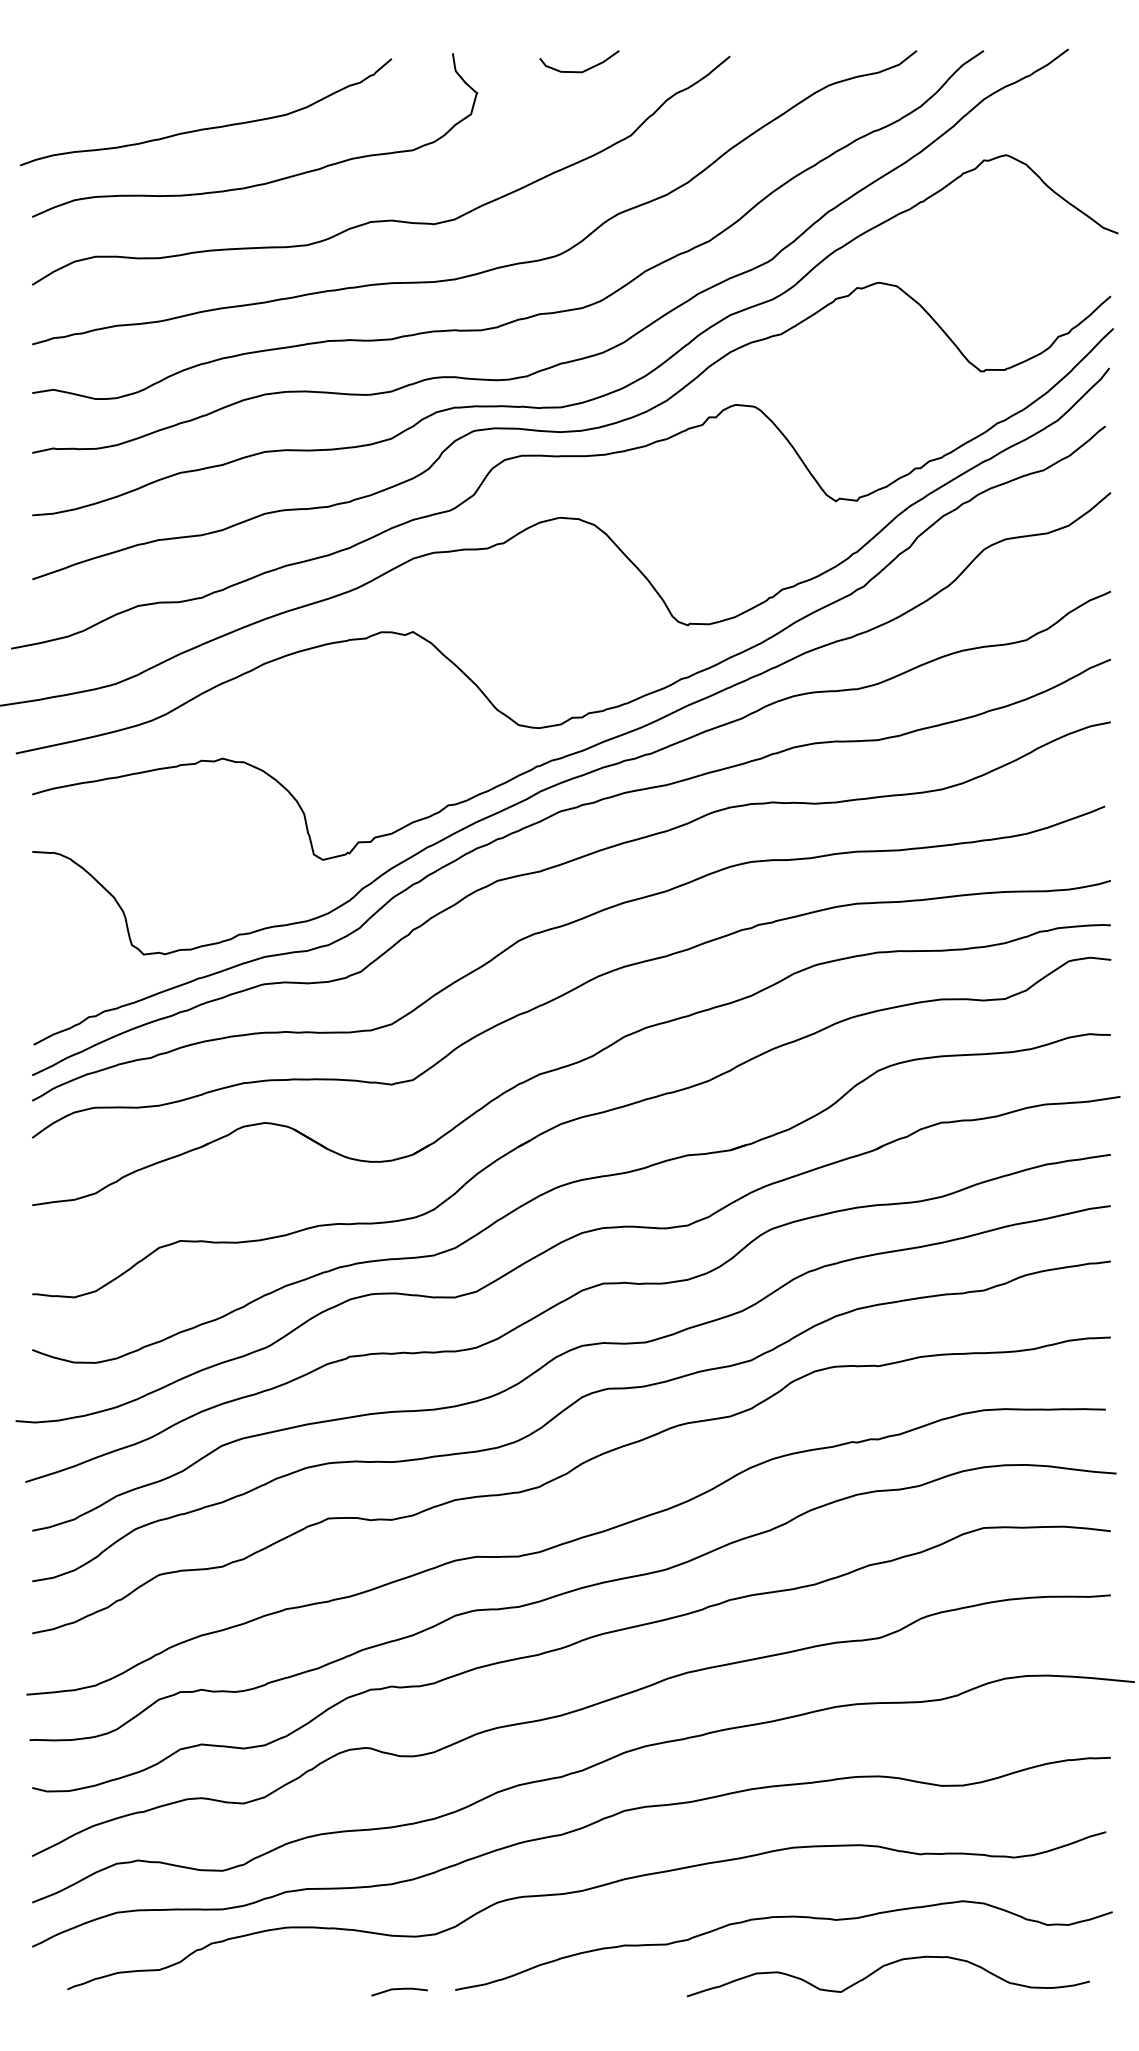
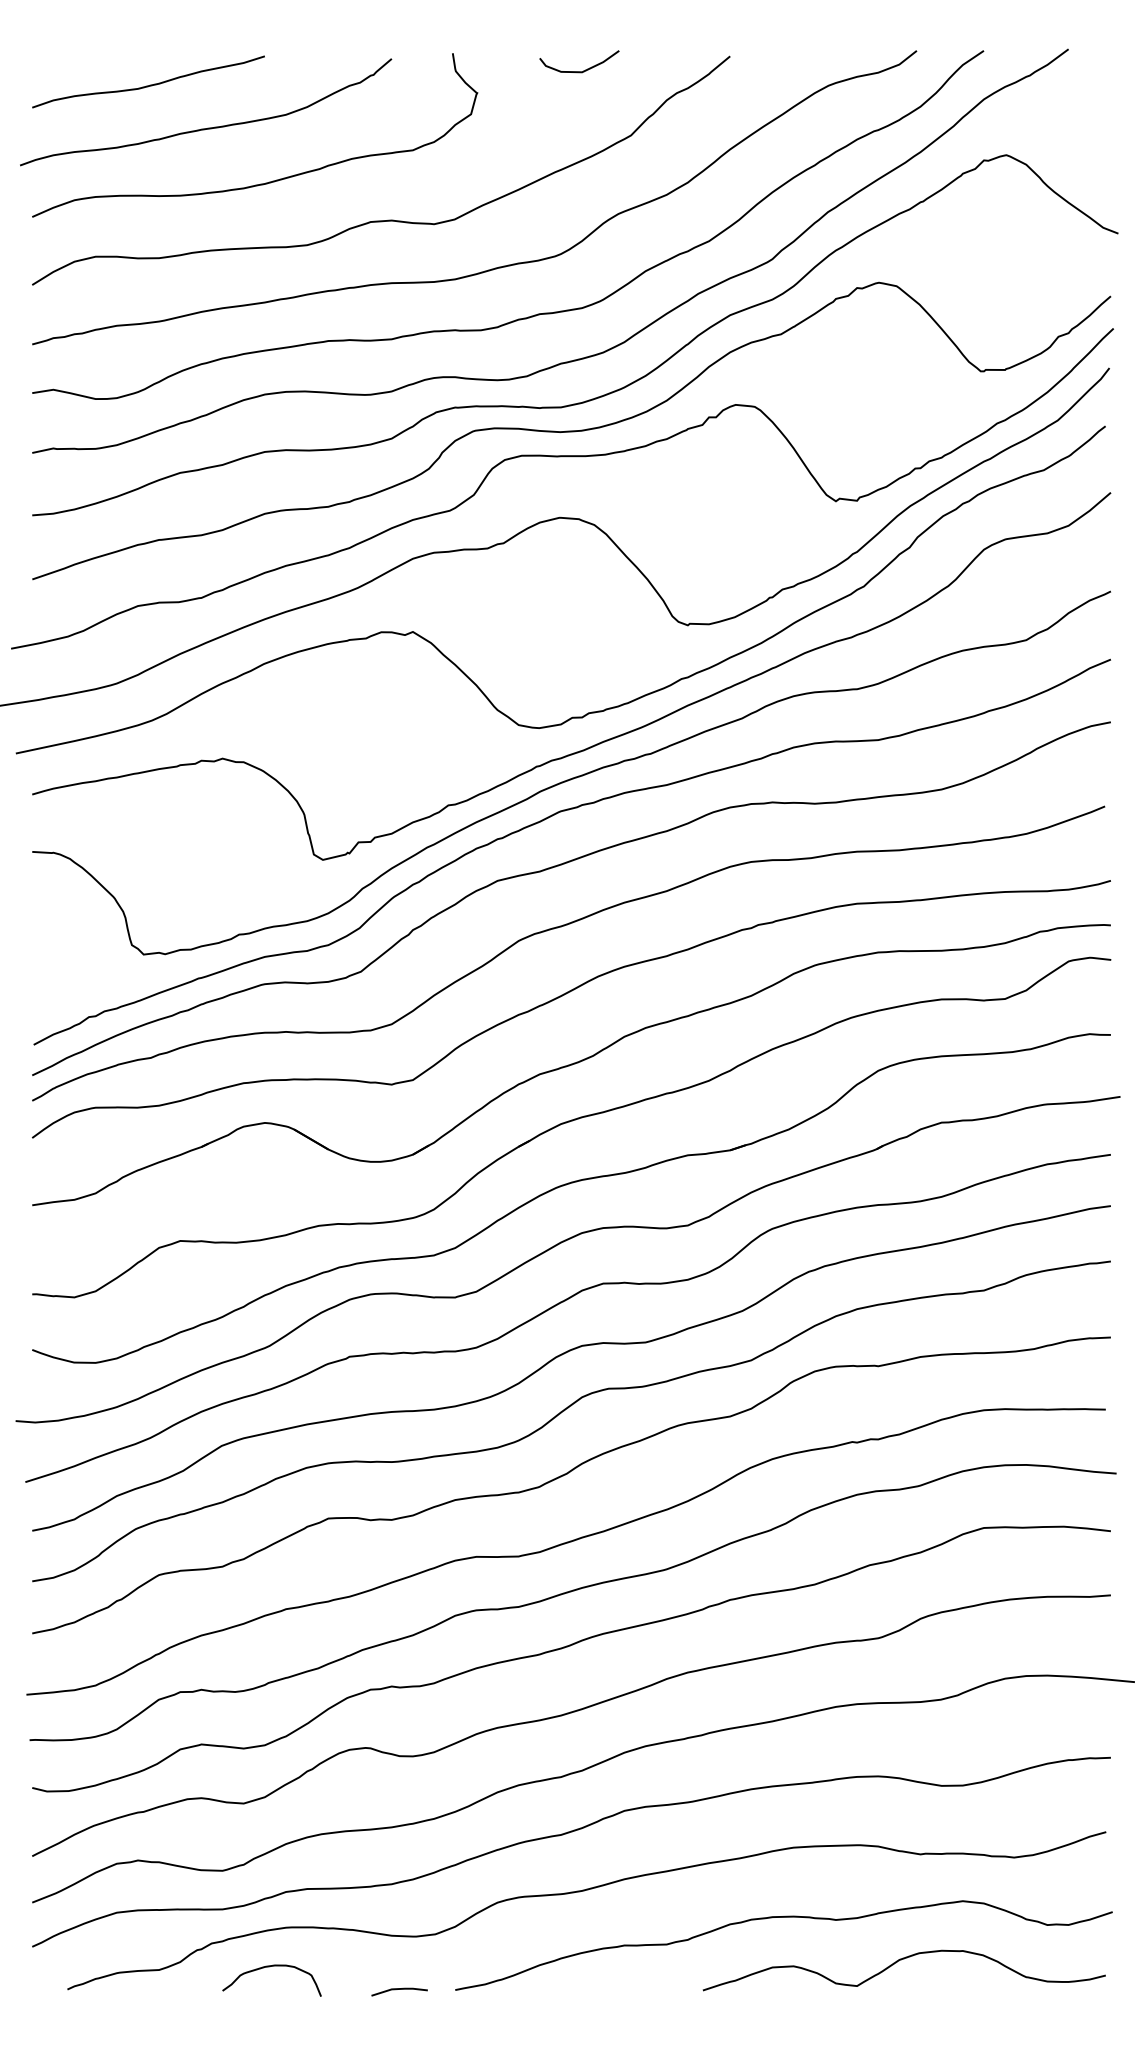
curve: none -> present (150, 84)
curve: none -> present (269, 1967)
curve position: (883, 1967) -> (899, 1961) (899, 1961)
